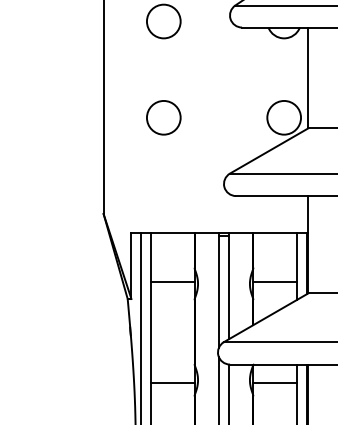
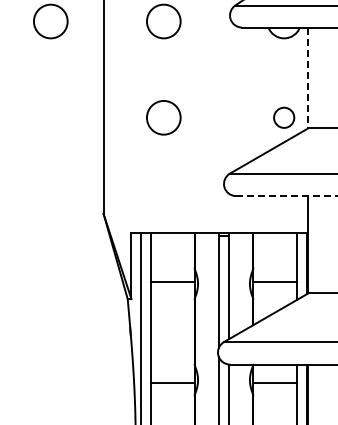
circle: none -> present (50, 21)
line: solid -> dashed (308, 78)
circle diameter: 34 px -> 20 px (284, 117)
line: solid -> dashed (287, 196)
